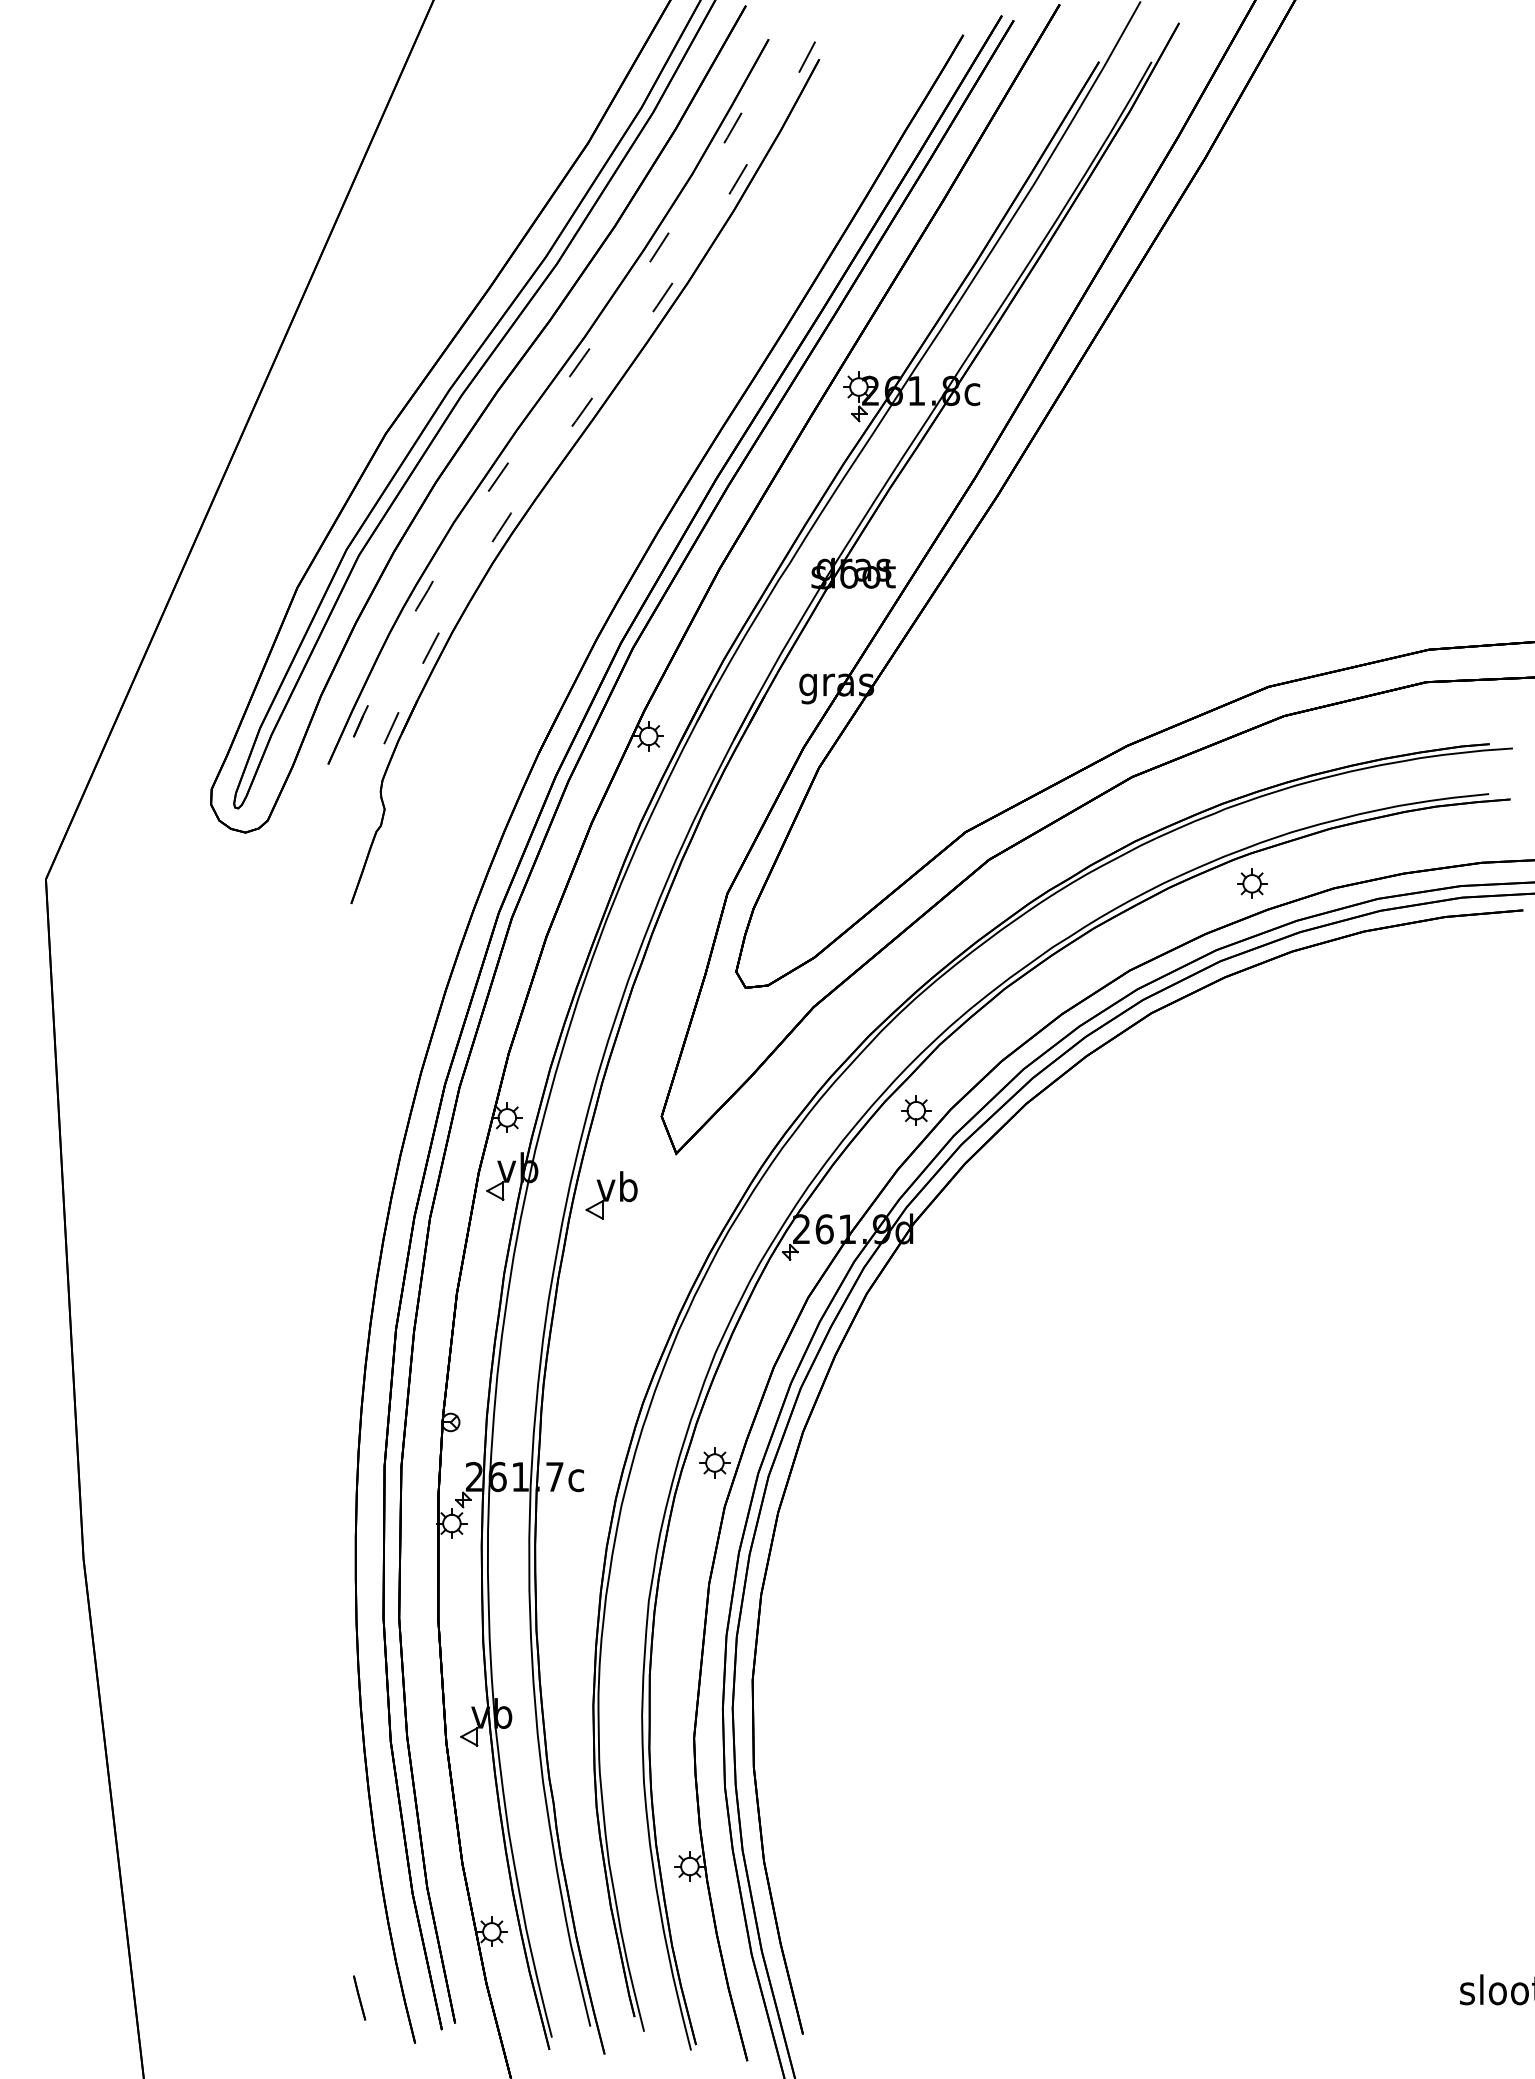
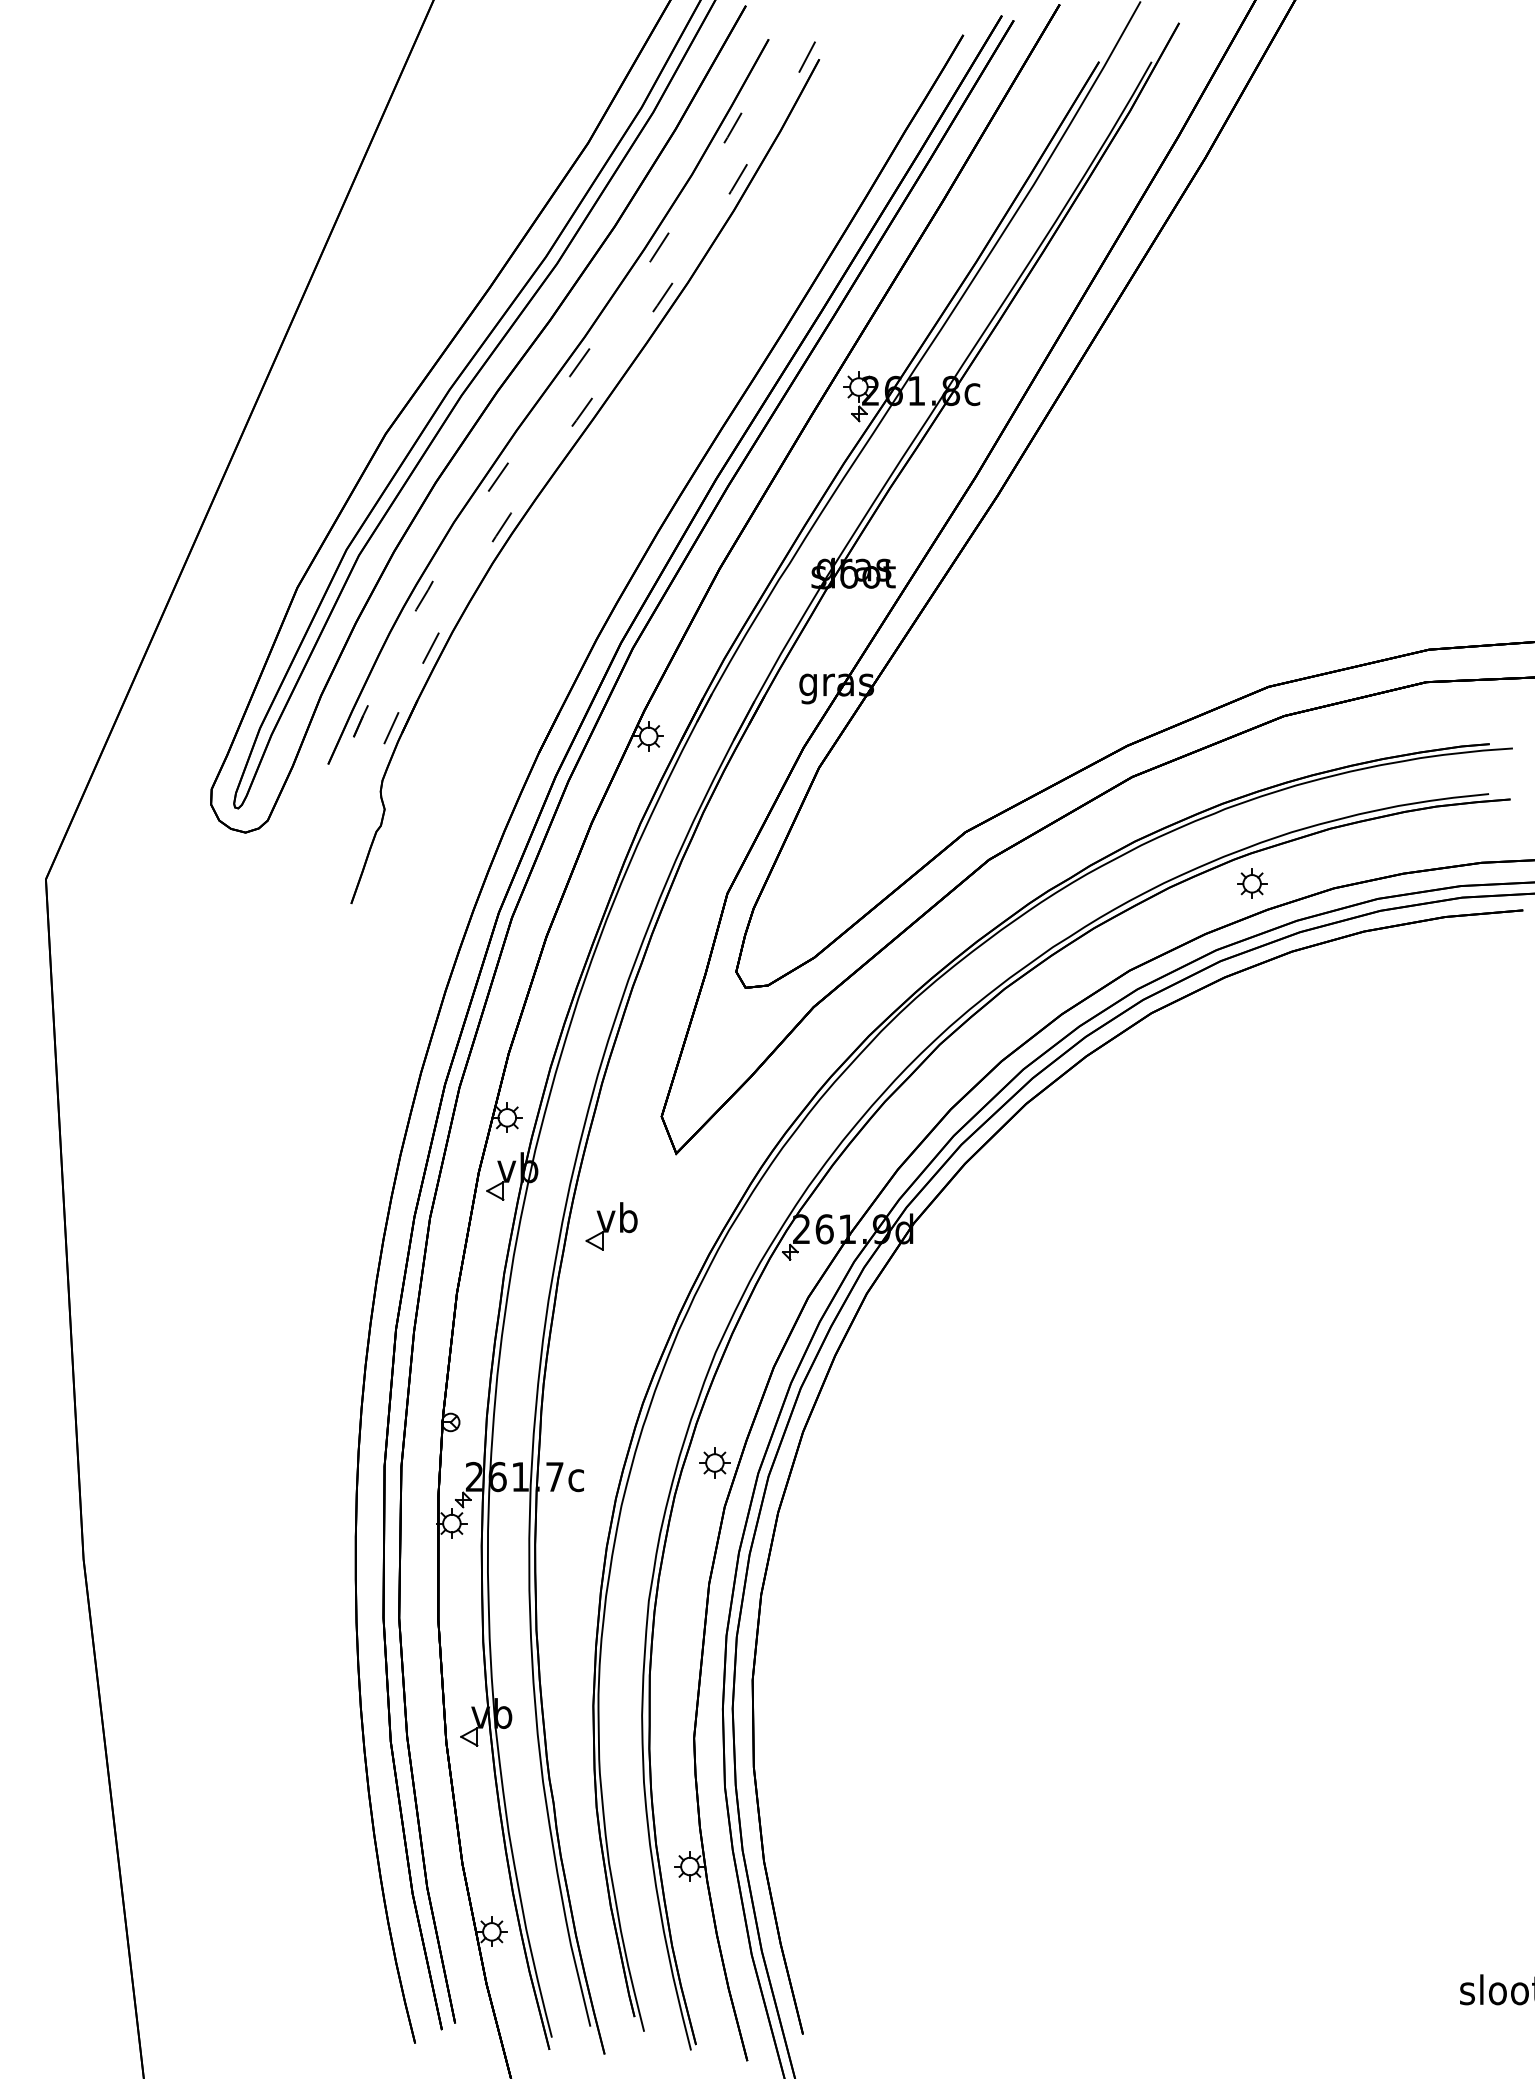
part: present -> none (916, 1110)
part position: (611, 1195) -> (611, 1226) (611, 1226)
line: present -> none (359, 1997)
